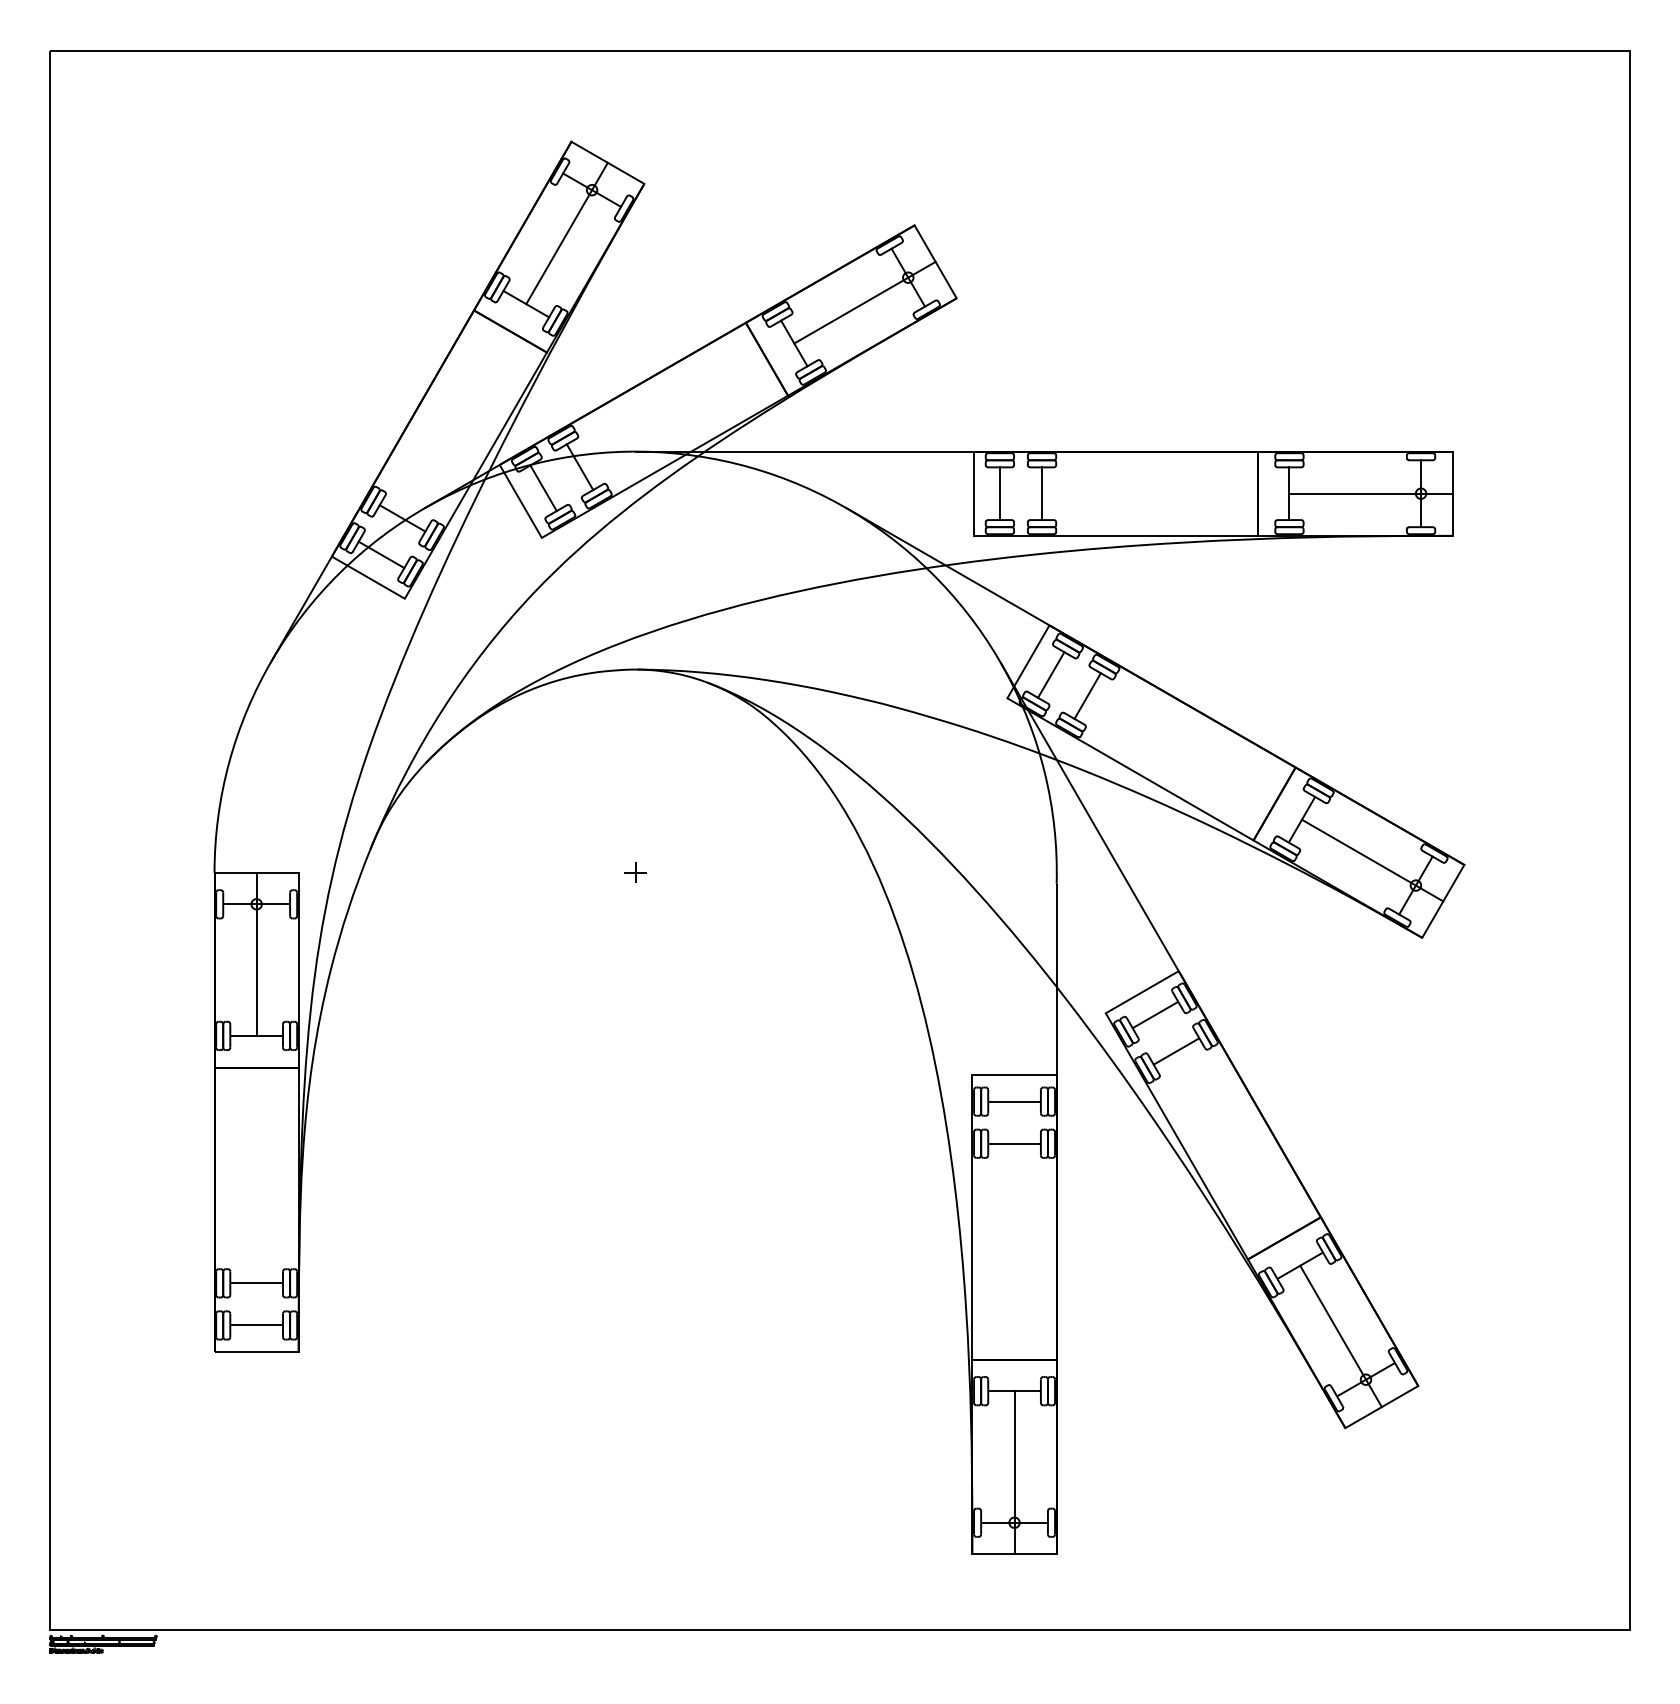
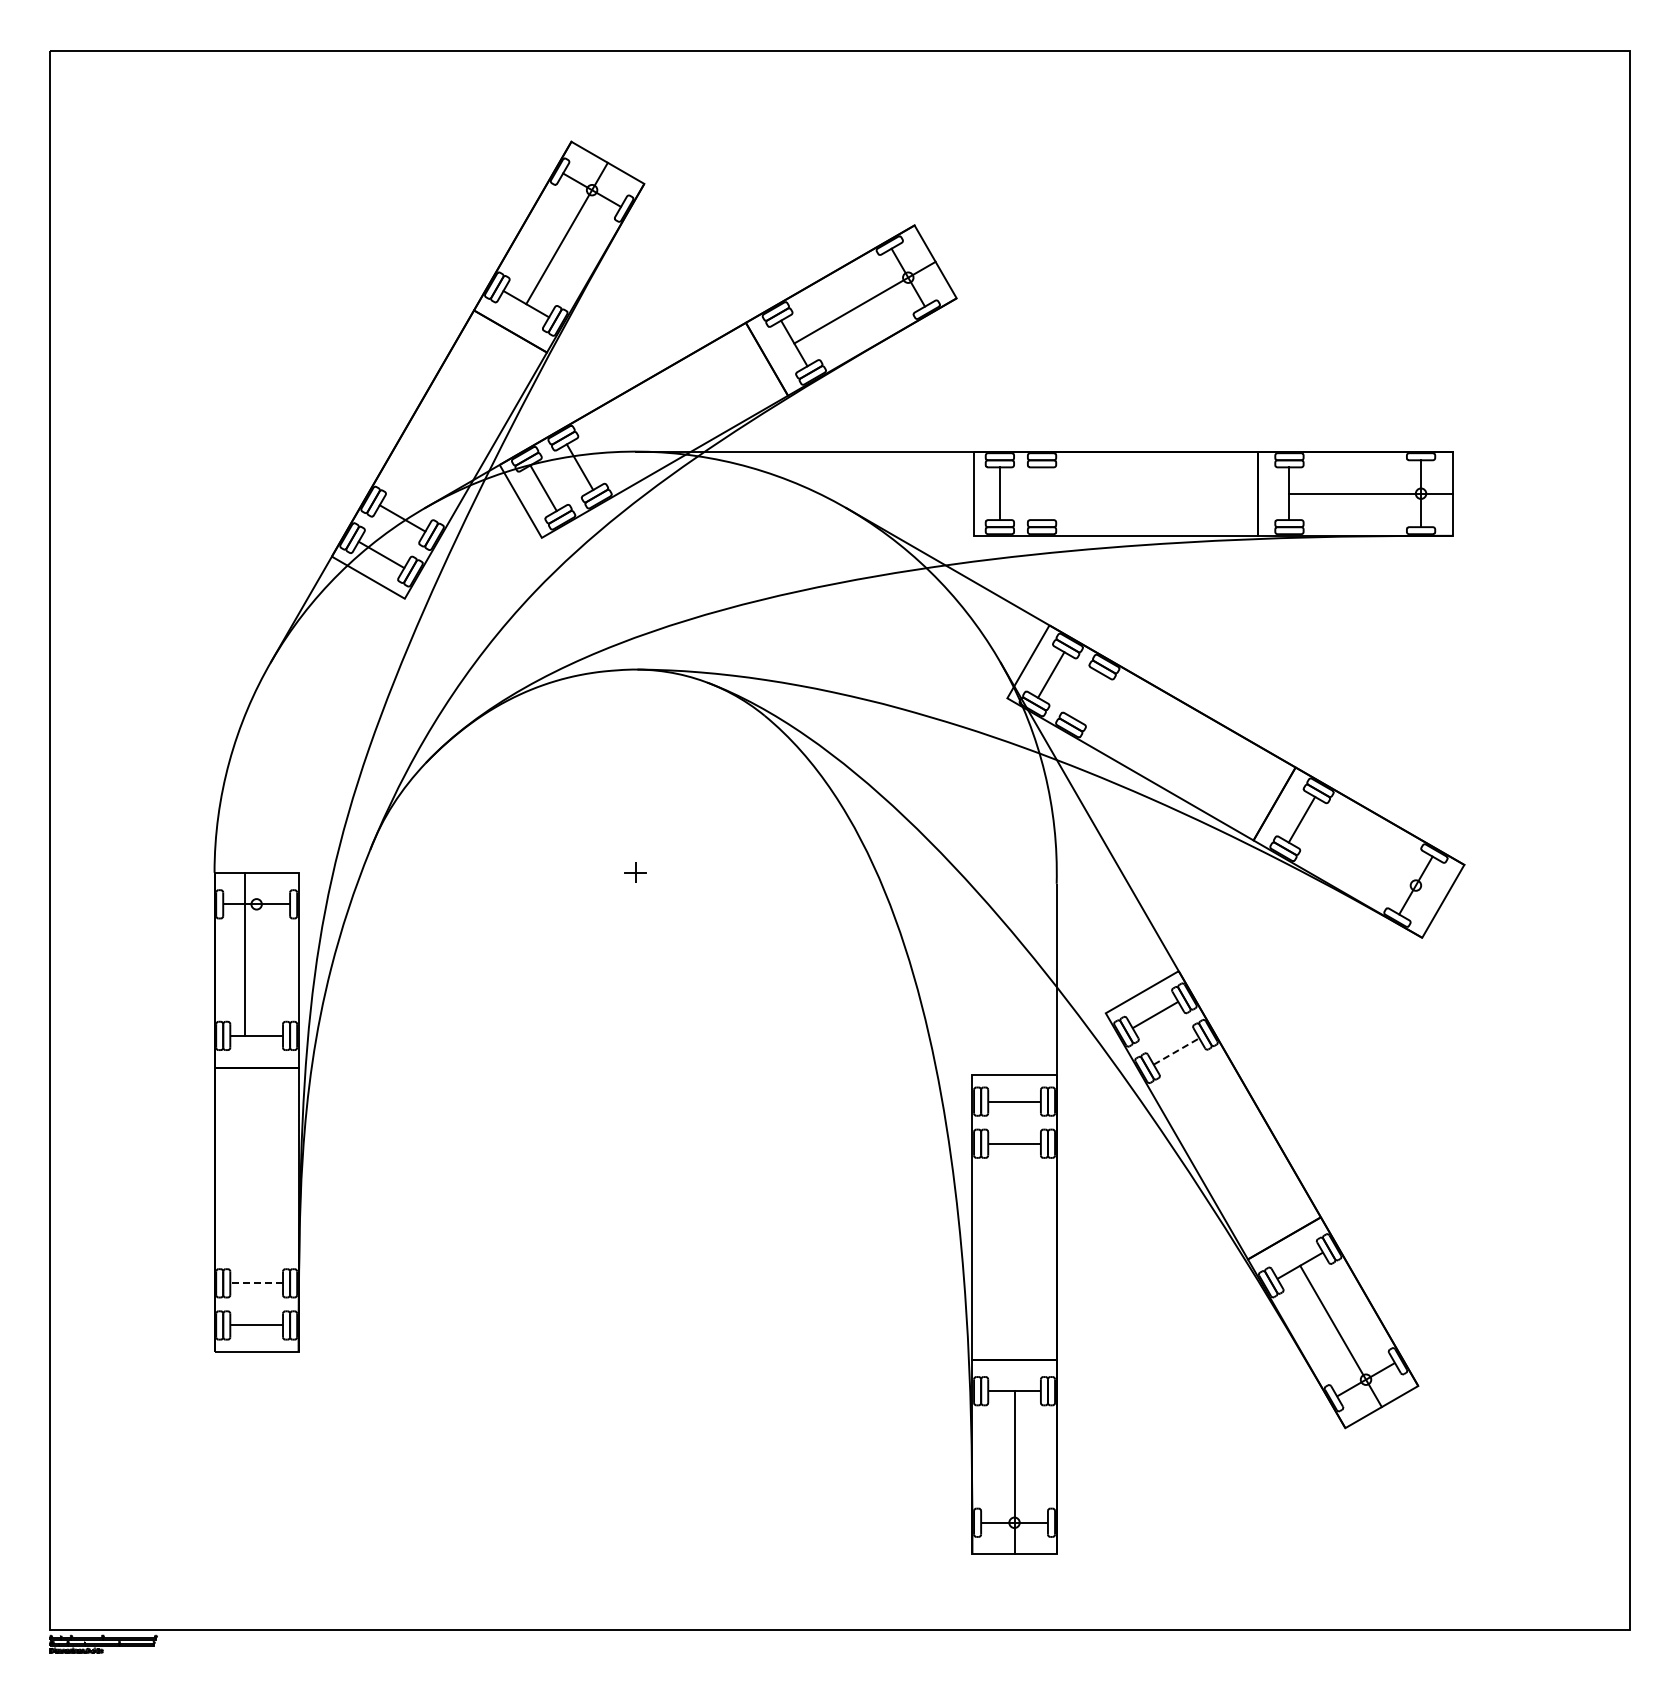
line: present -> none (1042, 493)
line: present -> none (1087, 695)
line: present -> none (1372, 860)
line position: (256, 953) -> (244, 953) (244, 953)
line: solid -> dashed (1176, 1051)
line: solid -> dashed (256, 1283)
